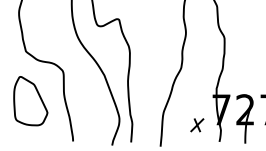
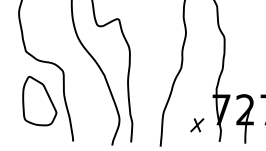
part position: (30, 101) -> (39, 101) (39, 101)
